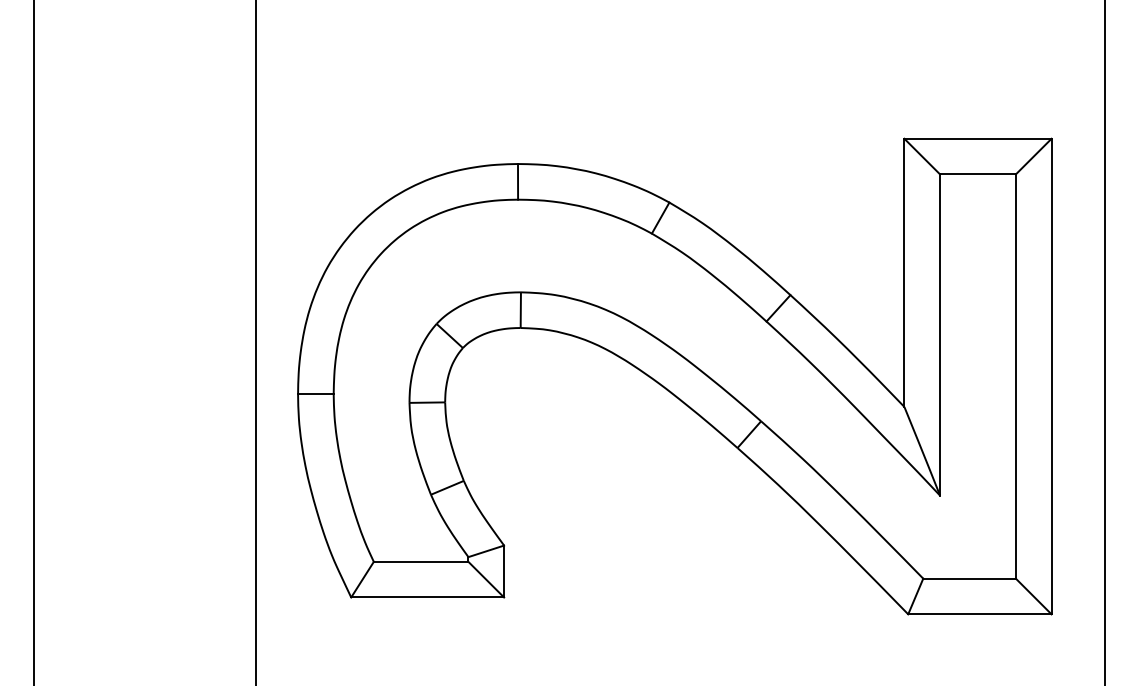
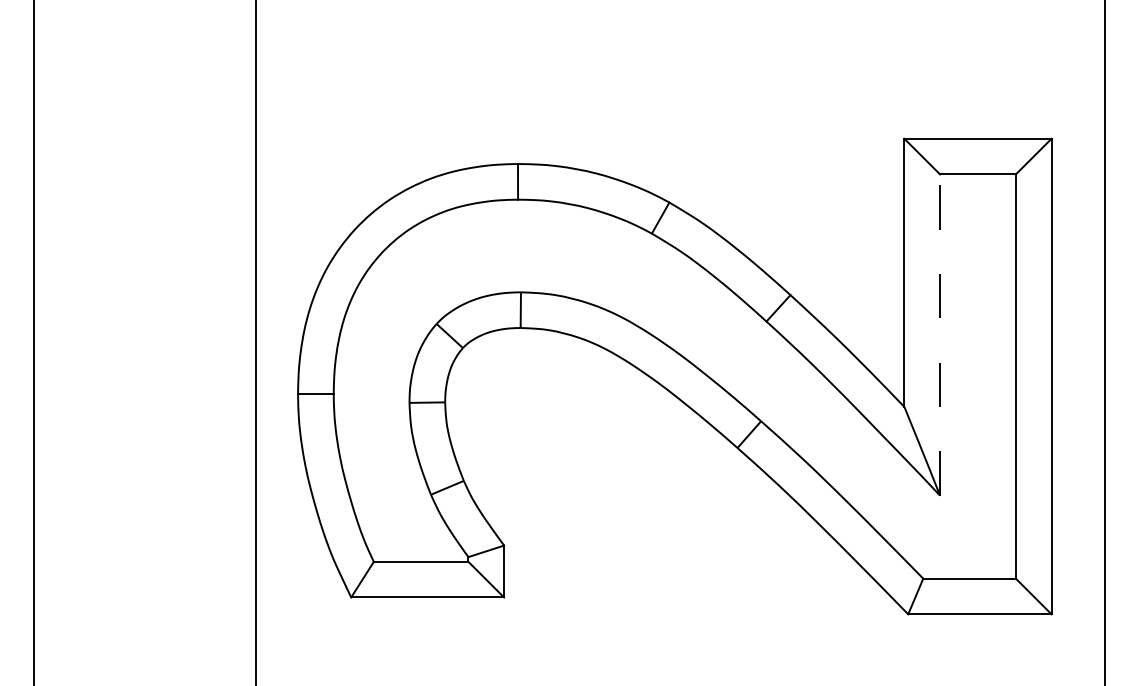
line: solid -> dashed (940, 335)
